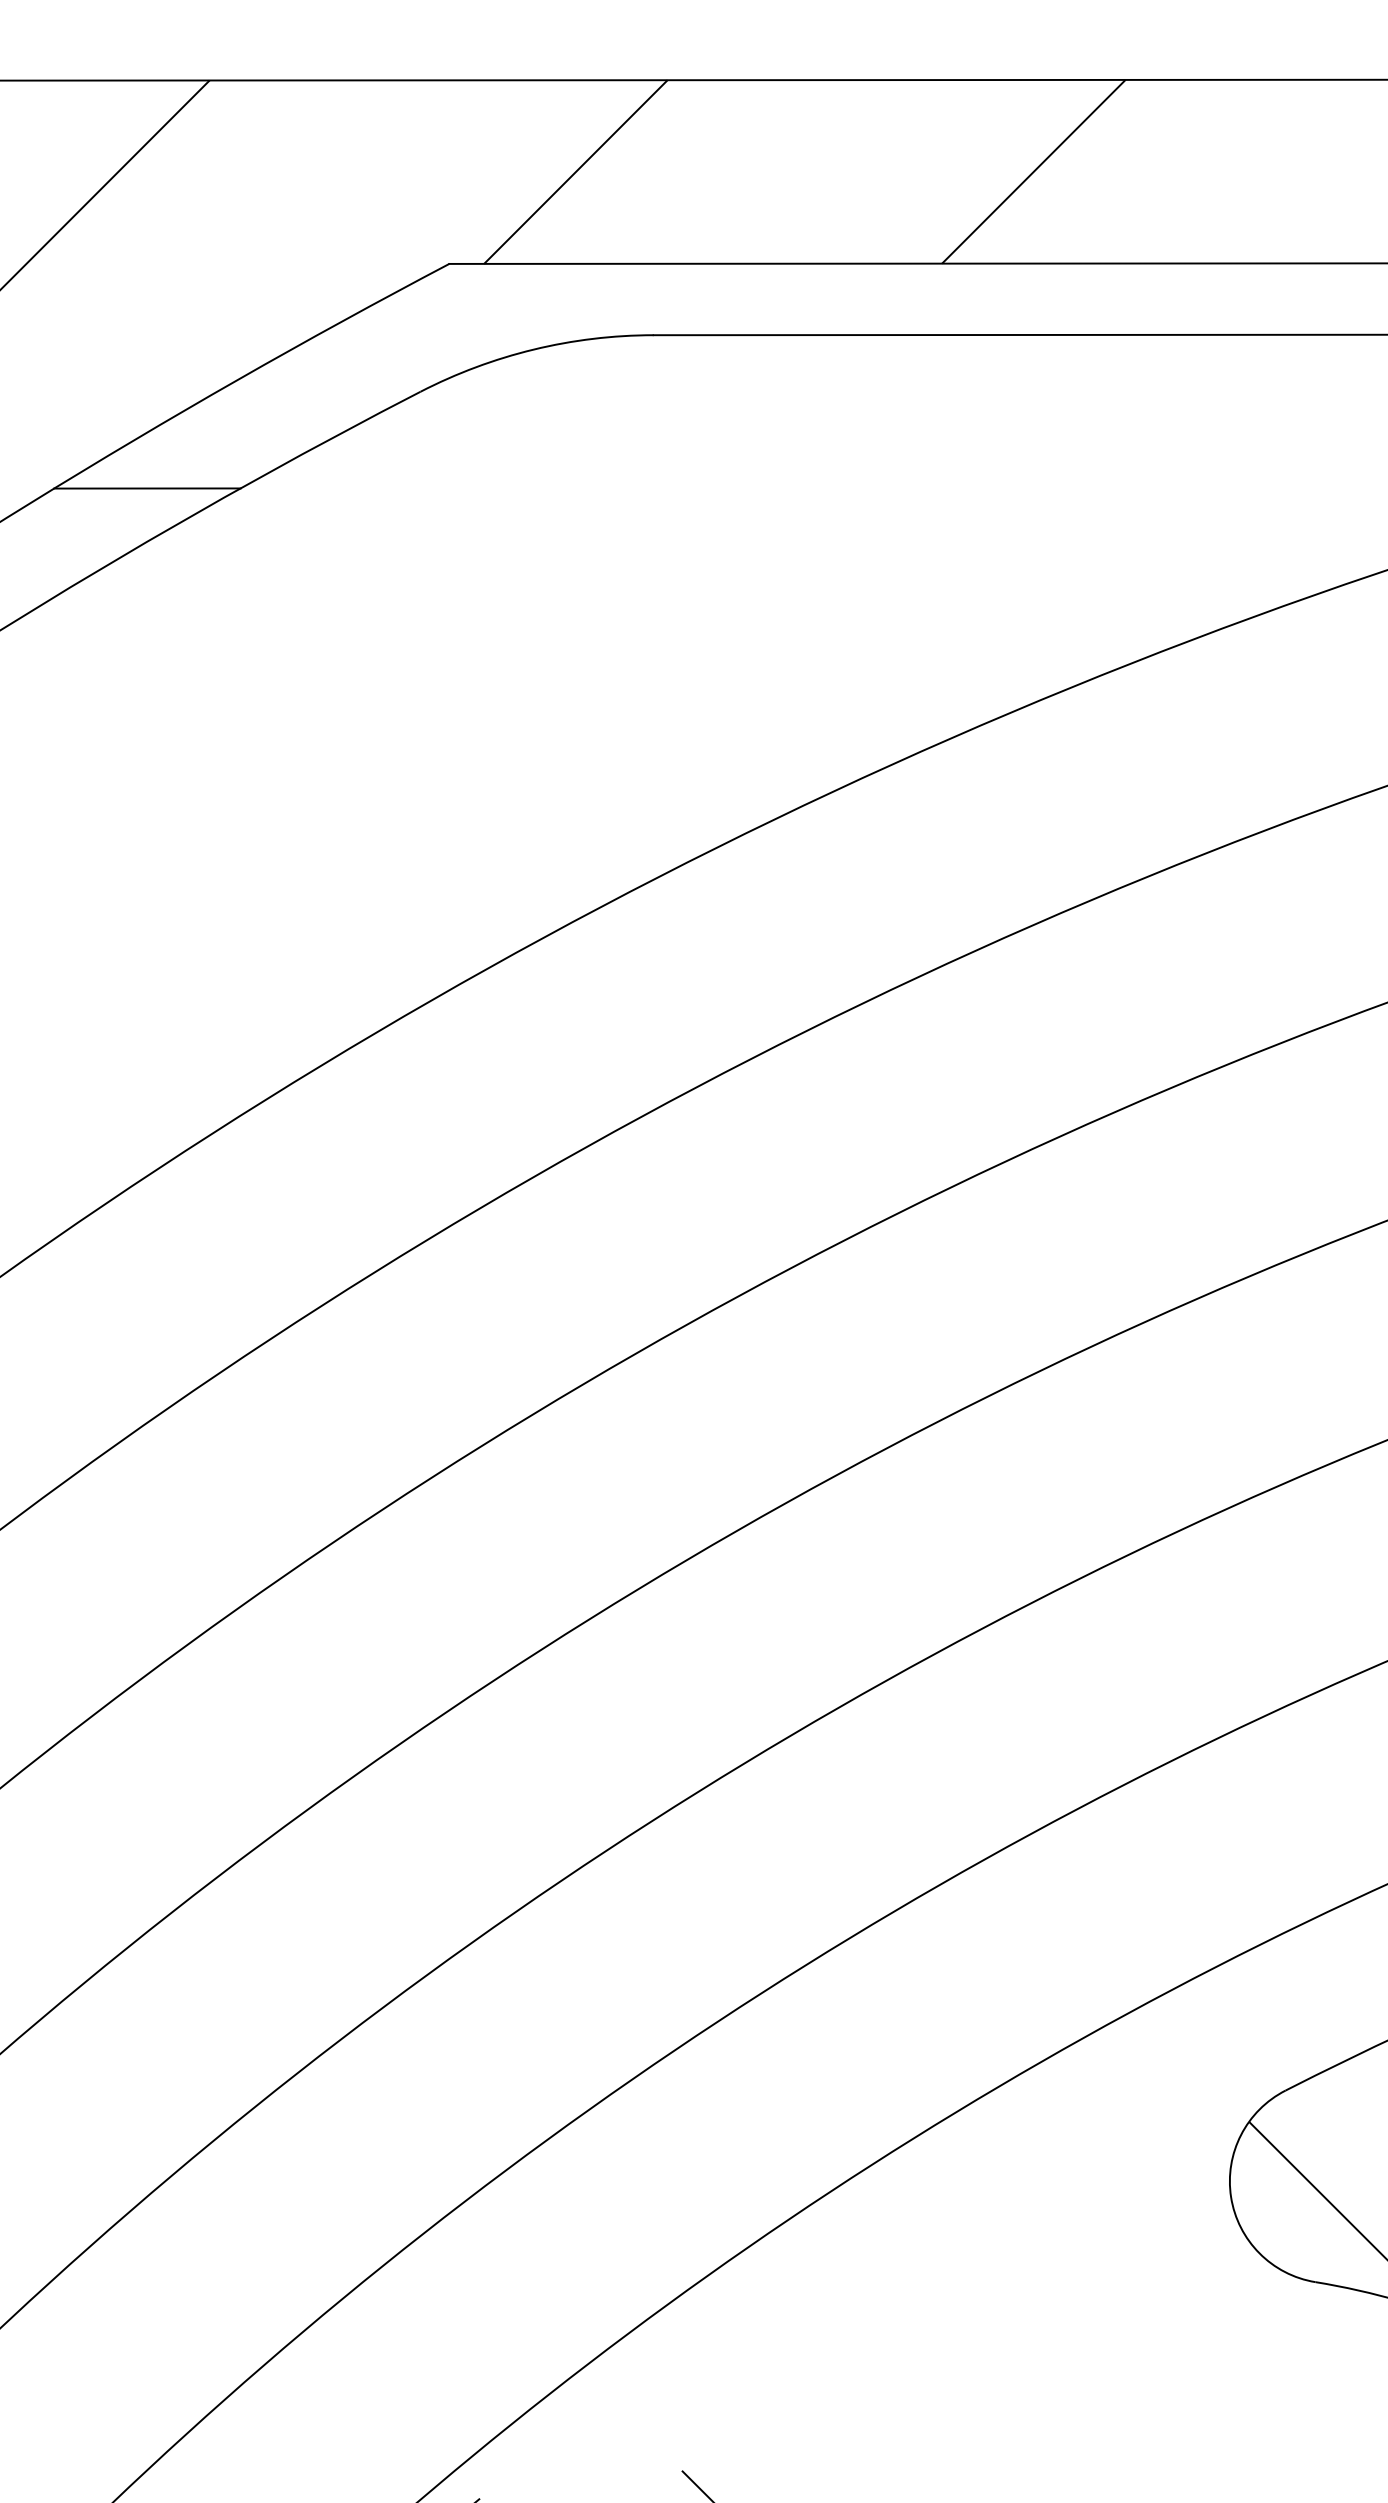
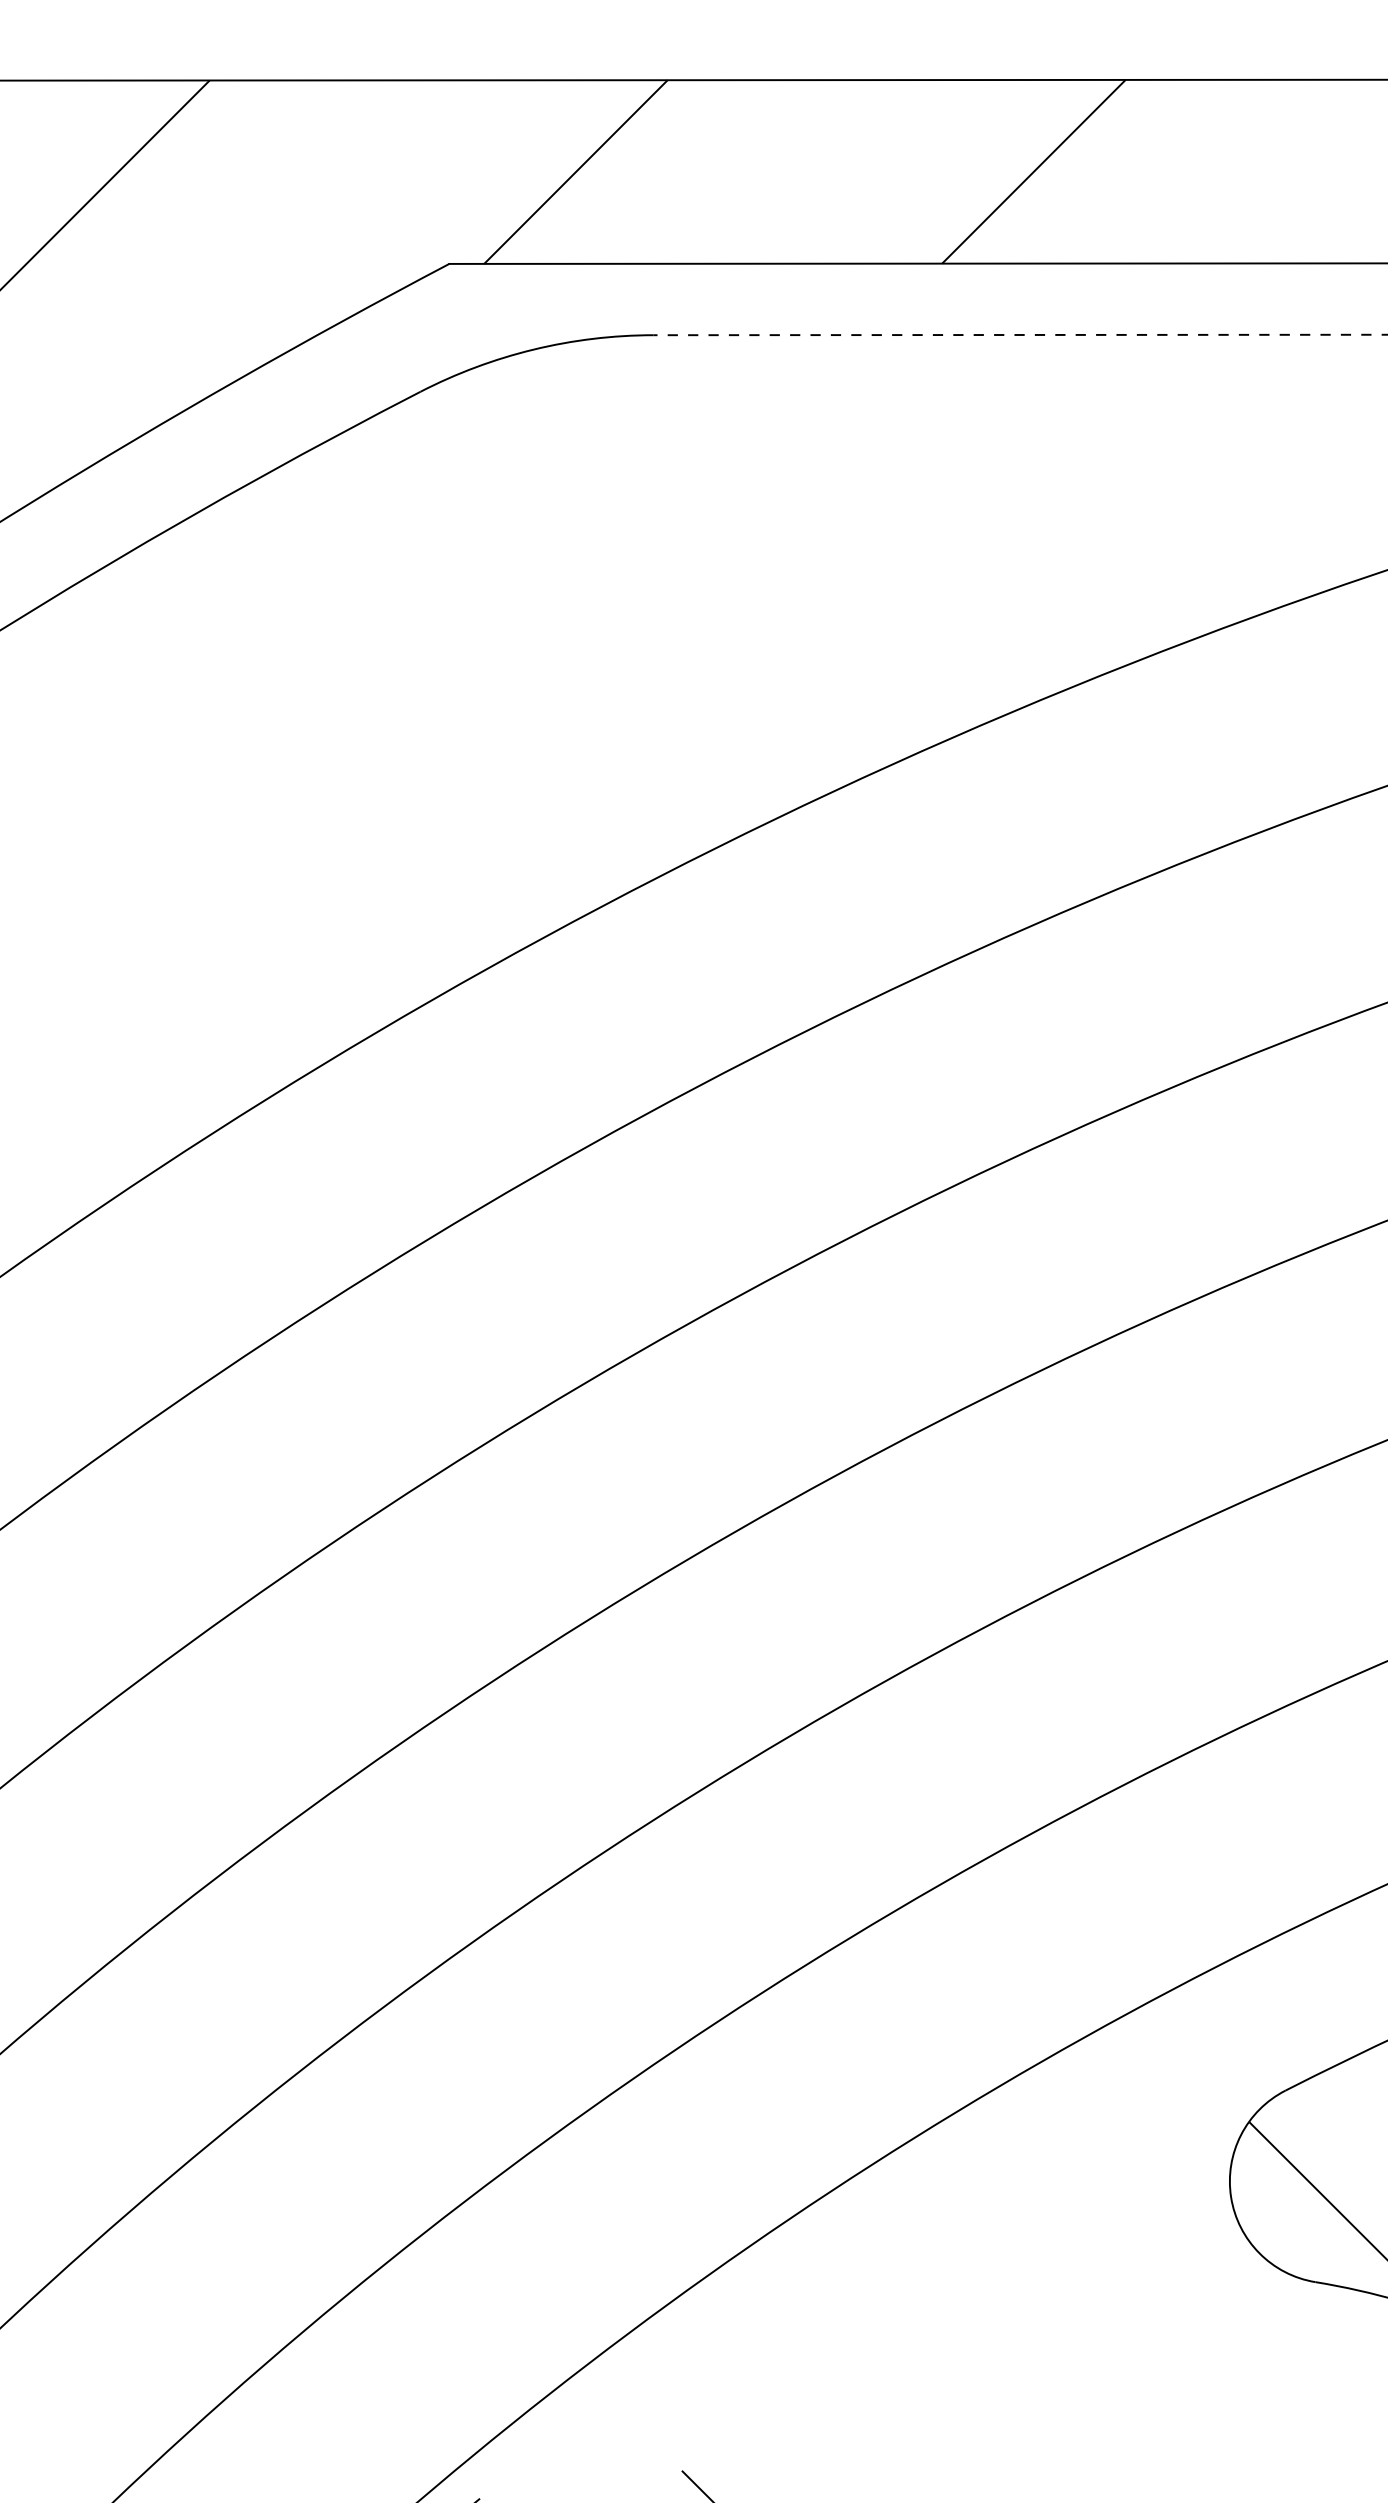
line: solid -> dashed (1020, 334)
line: present -> none (147, 488)
